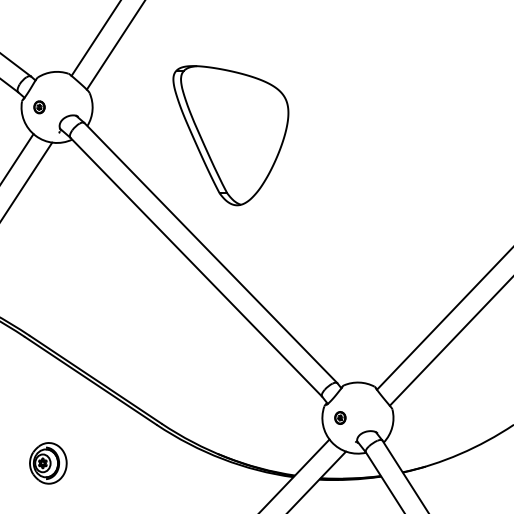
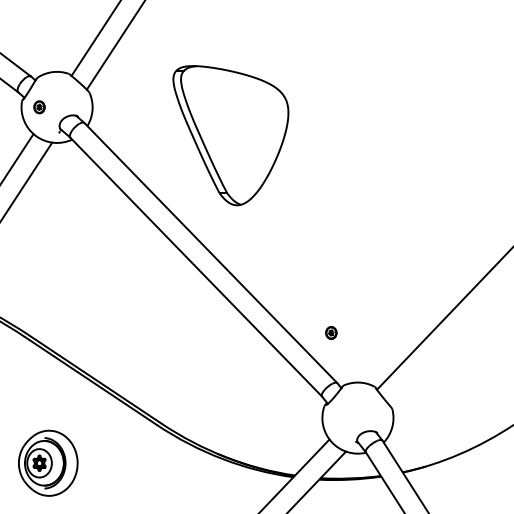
line: present -> none (449, 341)
part position: (340, 417) -> (331, 332) (331, 332)
part size: 39x43 px -> 61x68 px (48, 462)
